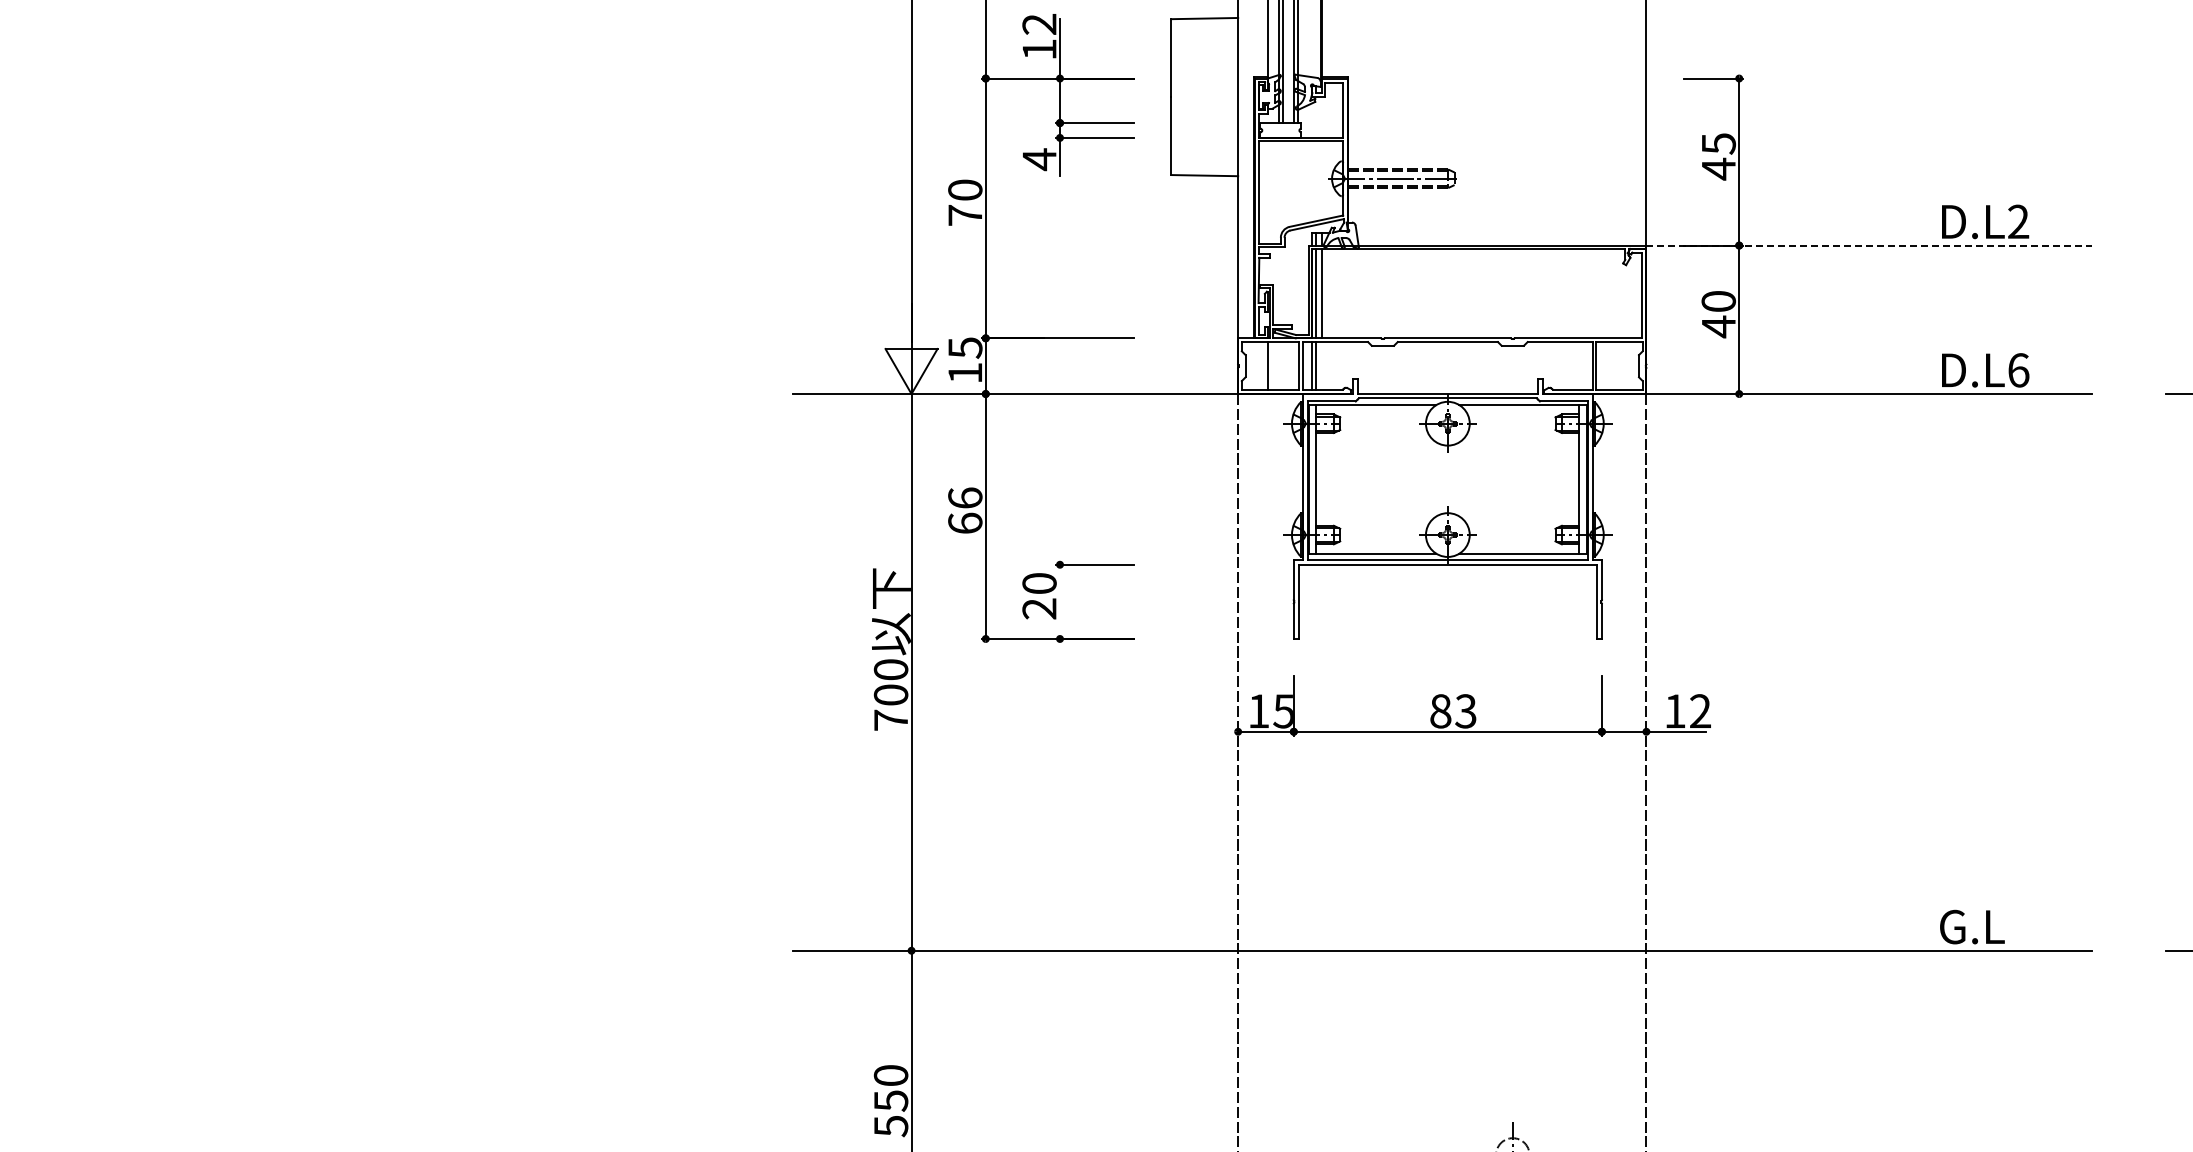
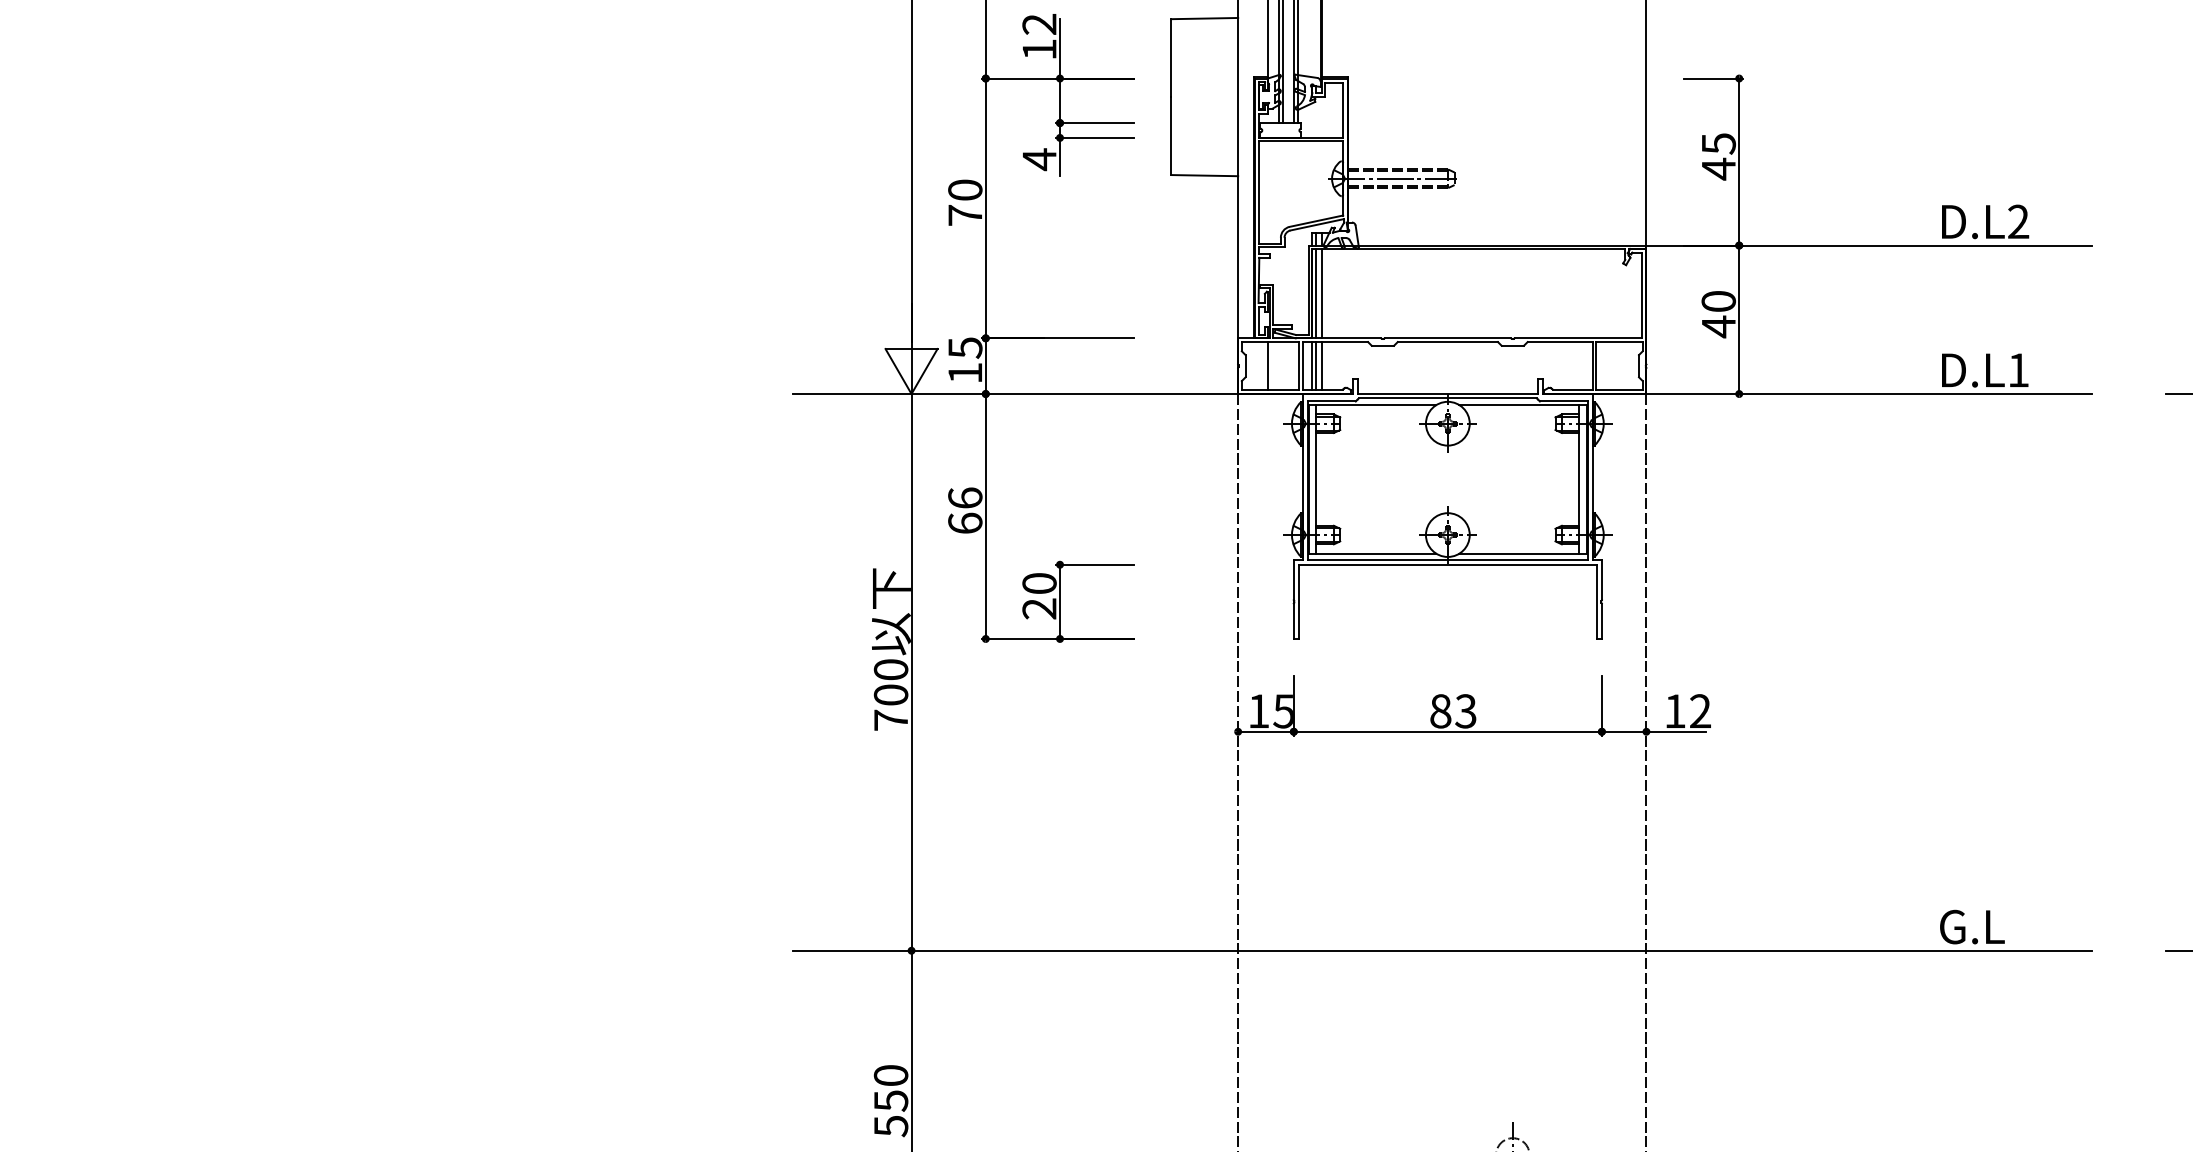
line: dashed -> solid (1869, 245)
line: none -> present (1321, 365)
text: D.L6 -> D.L1 (2018, 370)
line: none -> present (1060, 601)
